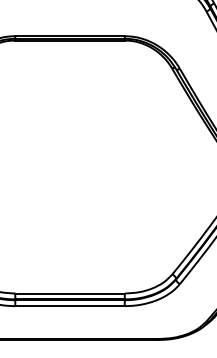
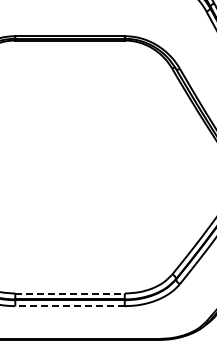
line: solid -> dashed (70, 293)
line: solid -> dashed (70, 306)
